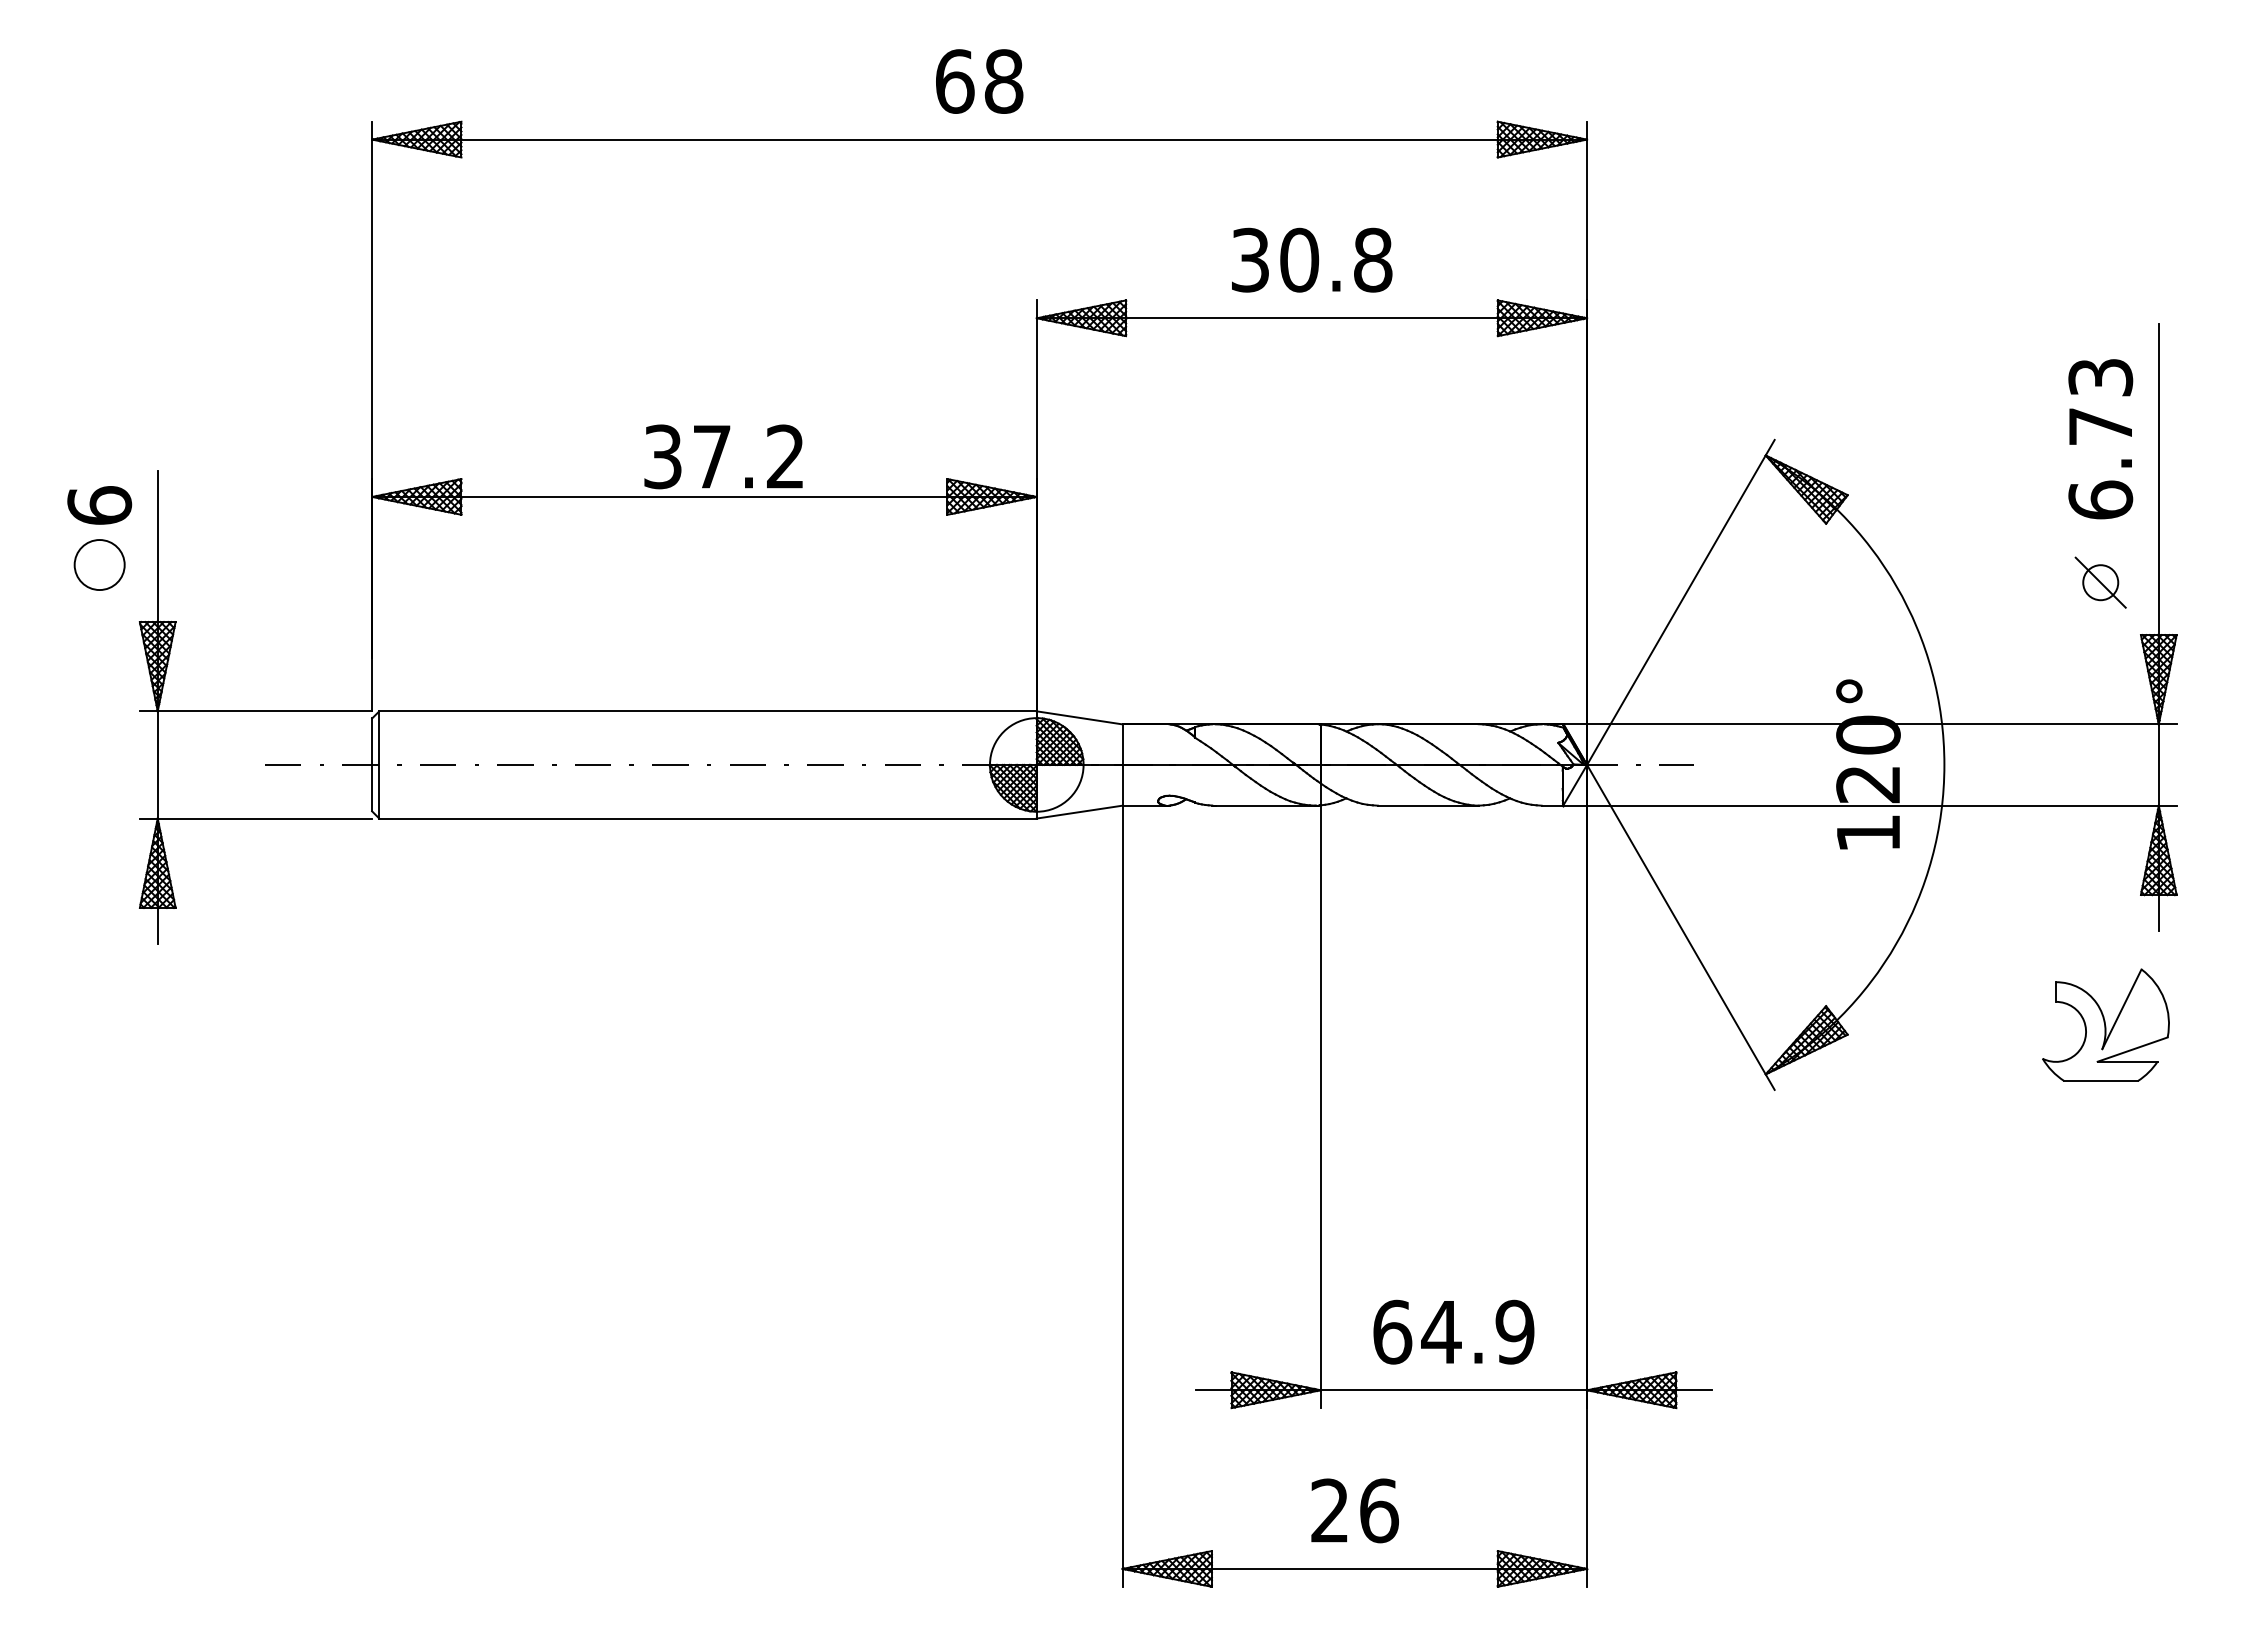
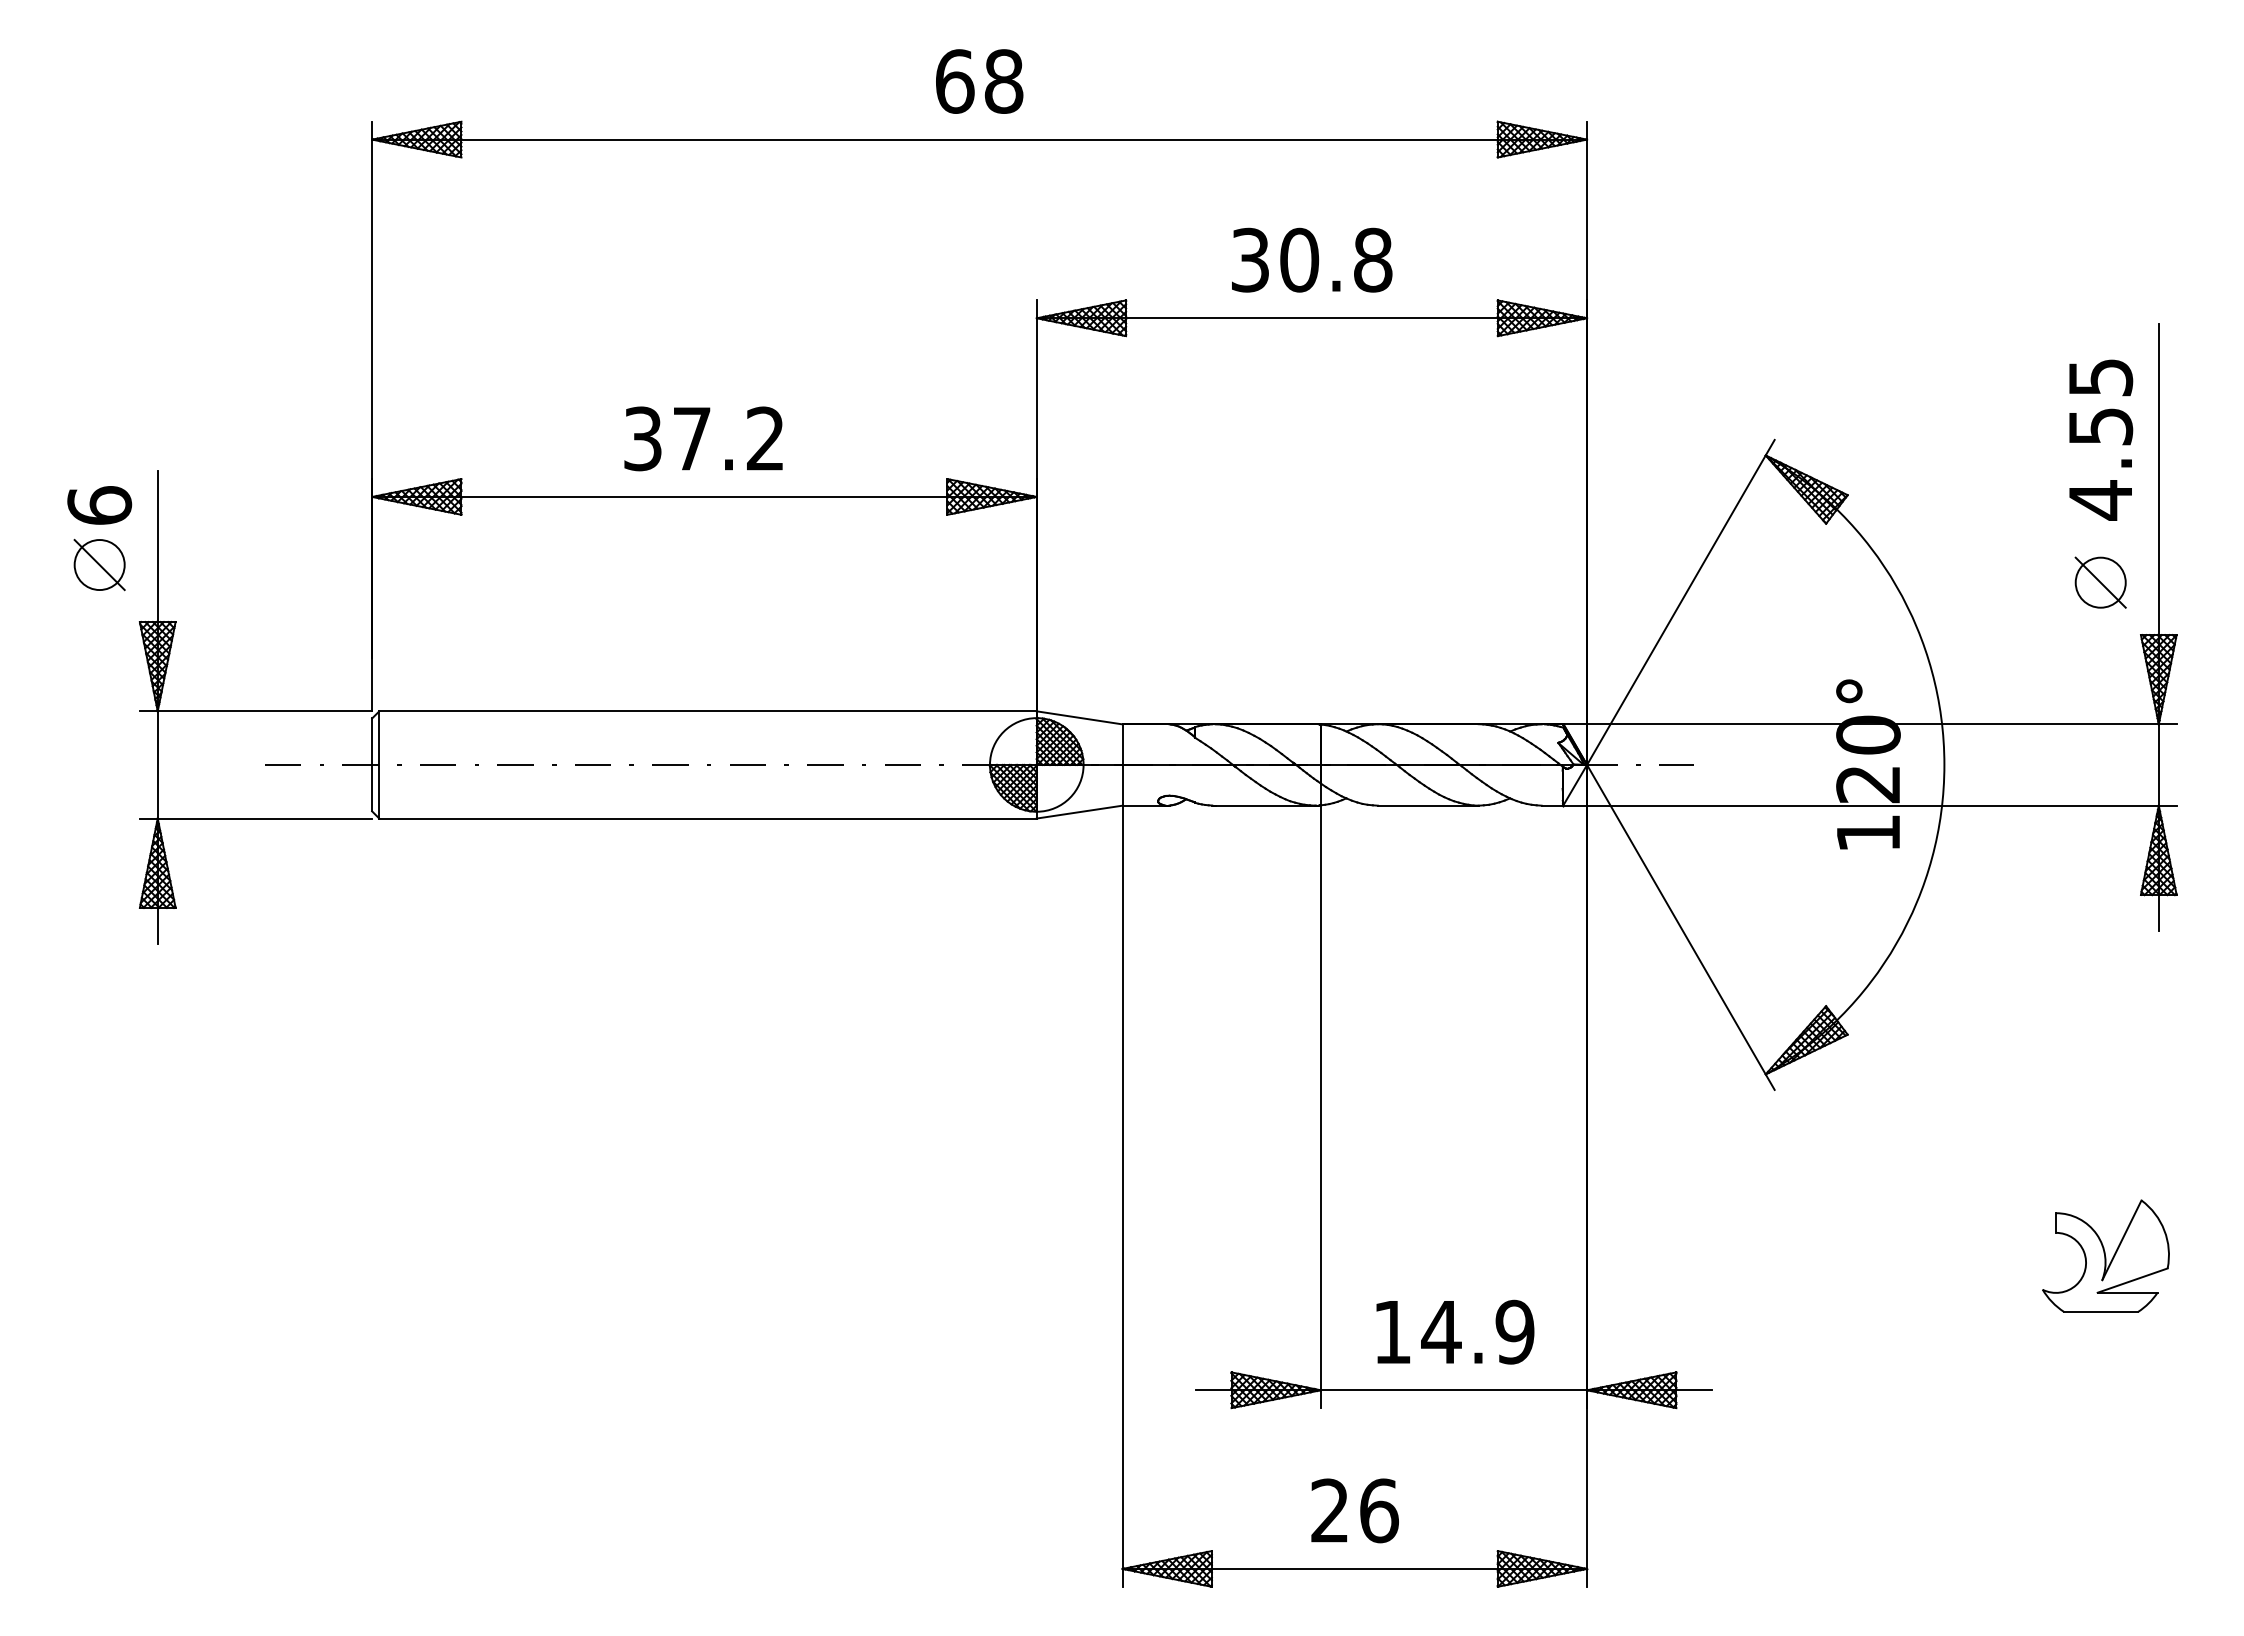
text: 6.73 -> 4.55 (2100, 439)
text position: (723, 456) -> (703, 438) (703, 438)
line: none -> present (99, 565)
circle diameter: 35 px -> 50 px (2100, 582)
part position: (2105, 1024) -> (2105, 1255) (2105, 1255)
text: 64.9 -> 14.9 (1392, 1331)
